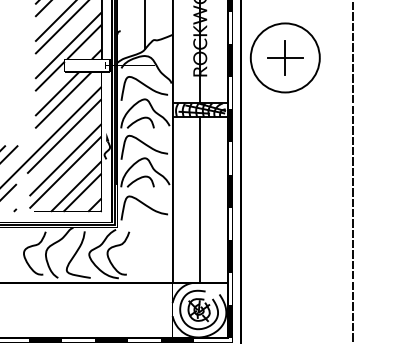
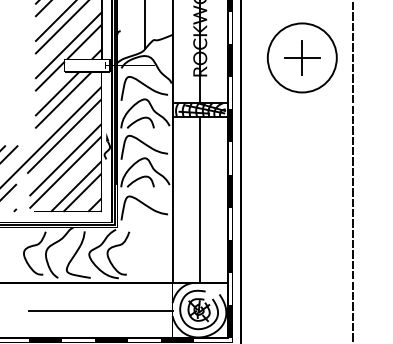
part position: (284, 57) -> (301, 57) (301, 57)
line: none -> present (100, 310)
